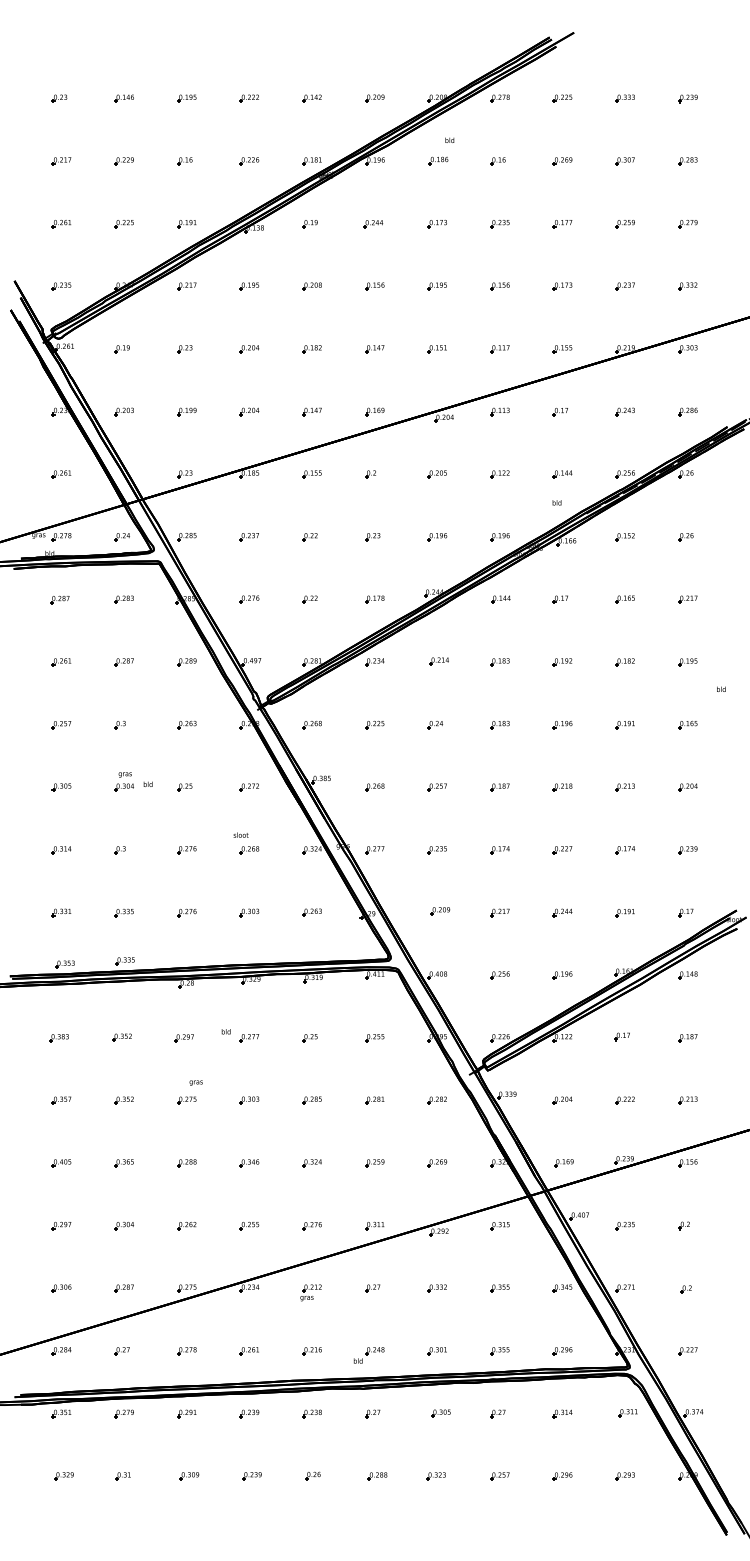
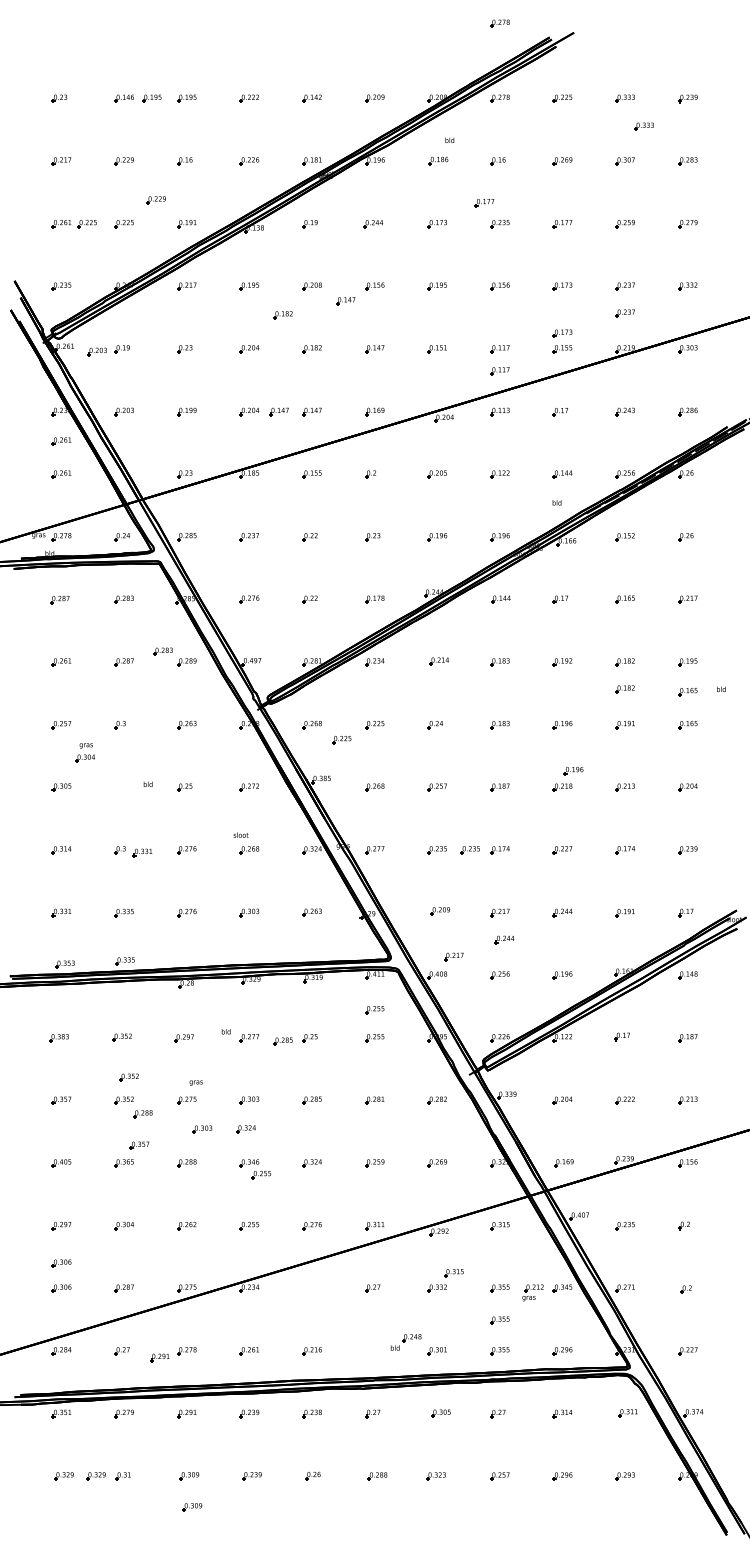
part: none -> present (499, 23)
part: none -> present (151, 98)
part: none -> present (643, 126)
part: none -> present (155, 200)
part: none -> present (484, 203)
part: none -> present (86, 224)
part: none -> present (345, 301)
part: none -> present (624, 313)
part: none -> present (282, 315)
part: none -> present (562, 333)
part: none -> present (96, 351)
part: none -> present (499, 371)
part: none -> present (278, 411)
part: none -> present (61, 441)
part: none -> present (162, 651)
part: none -> present (624, 689)
part: none -> present (687, 692)
part: none -> present (341, 739)
part: none -> present (573, 771)
part position: (123, 781) -> (84, 752) (84, 752)
part: none -> present (469, 850)
part: none -> present (142, 852)
part: none -> present (504, 939)
part: none -> present (453, 956)
part: none -> present (374, 1010)
part: none -> present (282, 1041)
part: none -> present (128, 1077)
part: none -> present (142, 1114)
part: none -> present (202, 1129)
part: none -> present (245, 1129)
part: none -> present (139, 1145)
part: none -> present (261, 1175)
part: none -> present (61, 1263)
part: none -> present (453, 1273)
part position: (310, 1292) -> (532, 1292) (532, 1292)
part: none -> present (499, 1320)
part position: (368, 1355) -> (405, 1342) (405, 1342)
part: none -> present (159, 1357)
part: none -> present (95, 1476)
part: none -> present (192, 1507)
